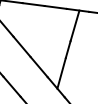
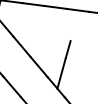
line: present -> none (74, 25)
